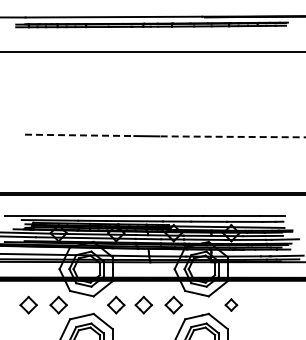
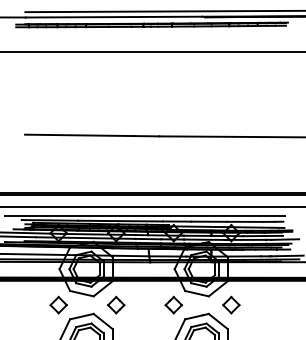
line: none -> present (163, 11)
line: dashed -> solid (79, 135)
line: dashed -> solid (232, 136)
line: none -> present (152, 207)
part: present -> none (28, 304)
part: present -> none (143, 304)
part size: 15x14 px -> 19x20 px (231, 304)
